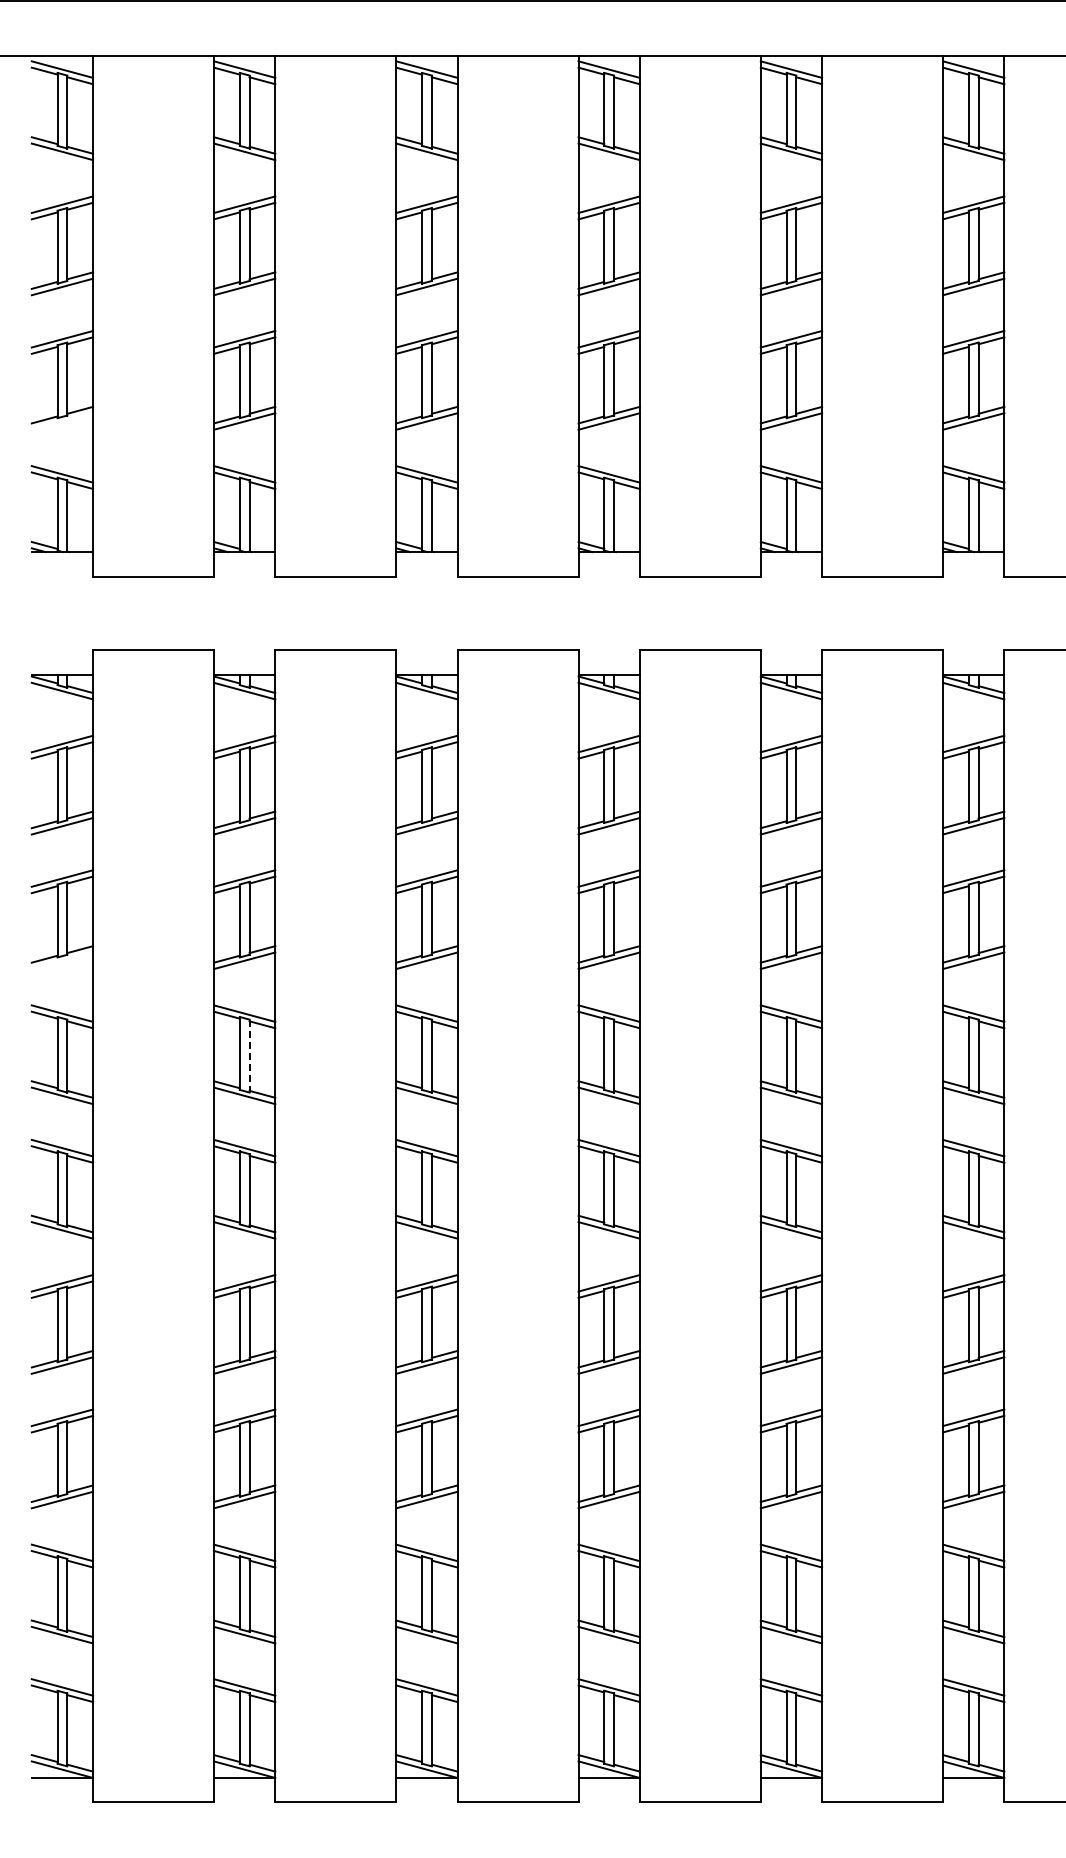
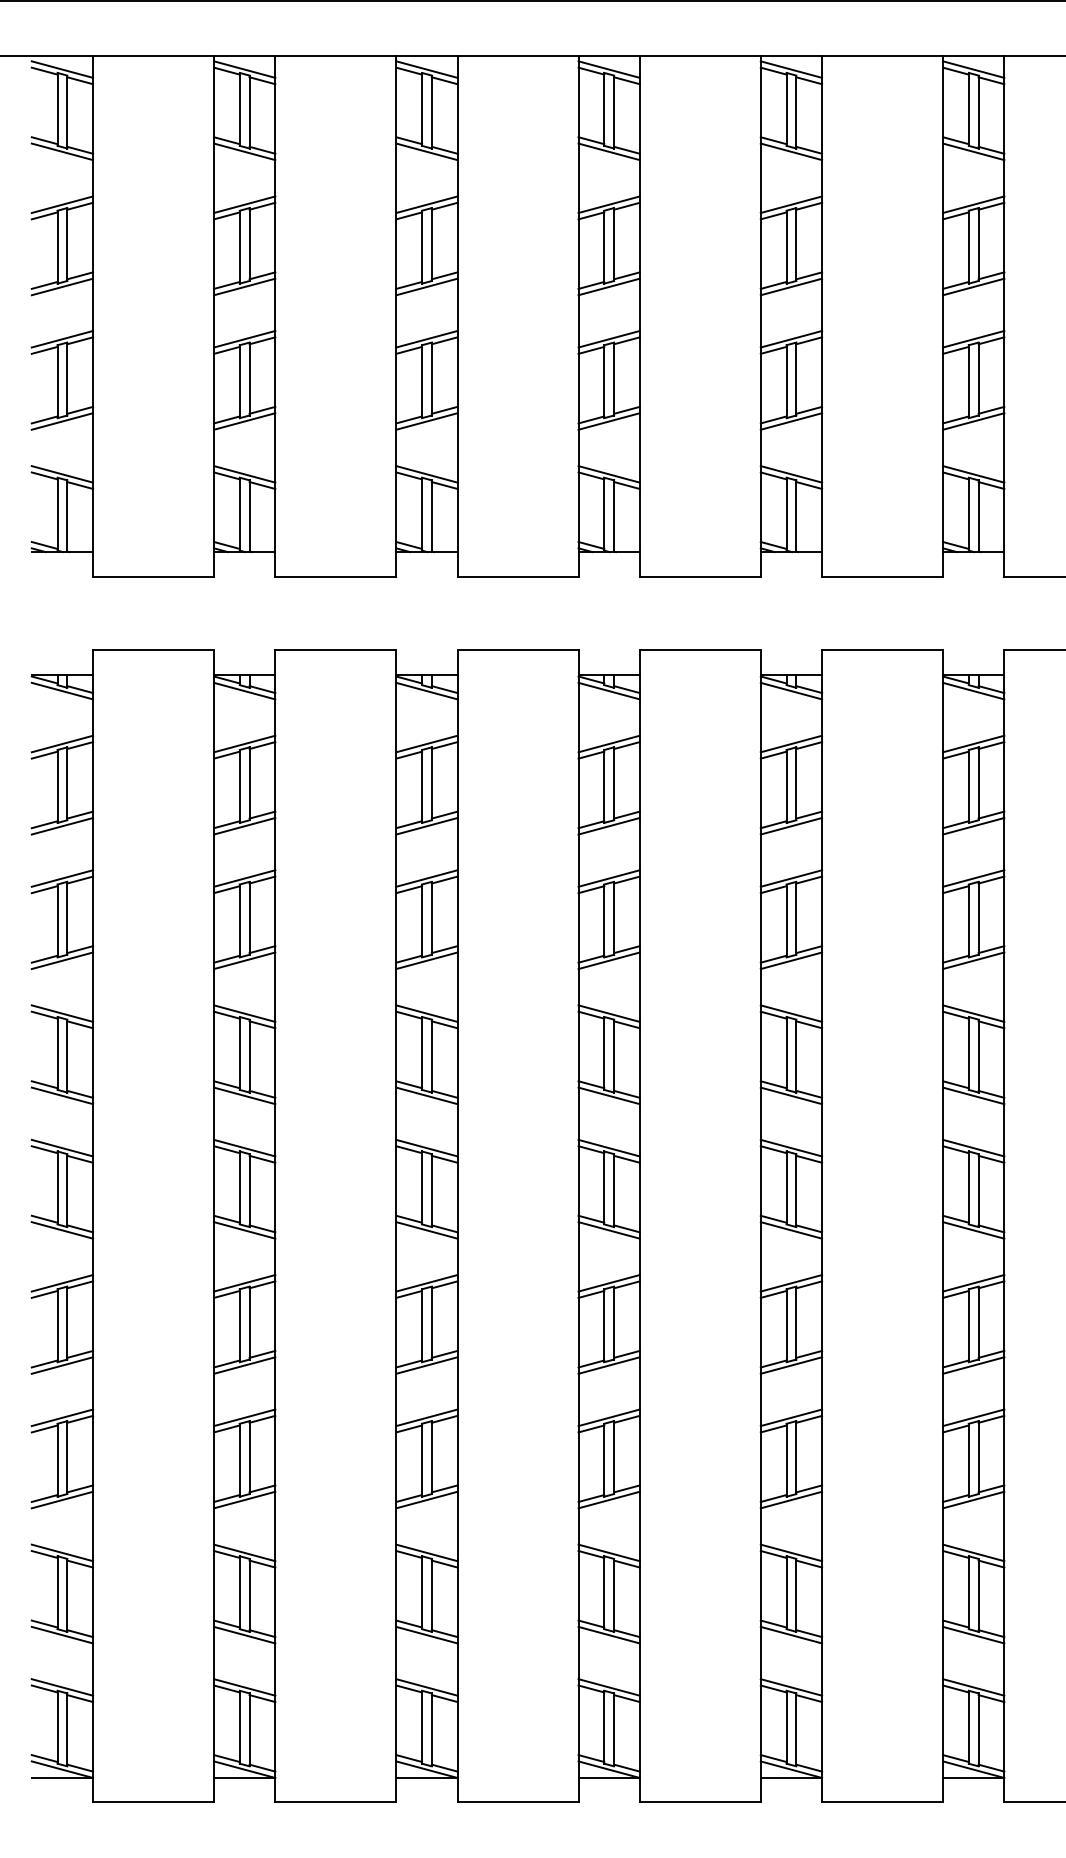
line: none -> present (62, 421)
line: none -> present (62, 960)
line: dashed -> solid (249, 1055)
